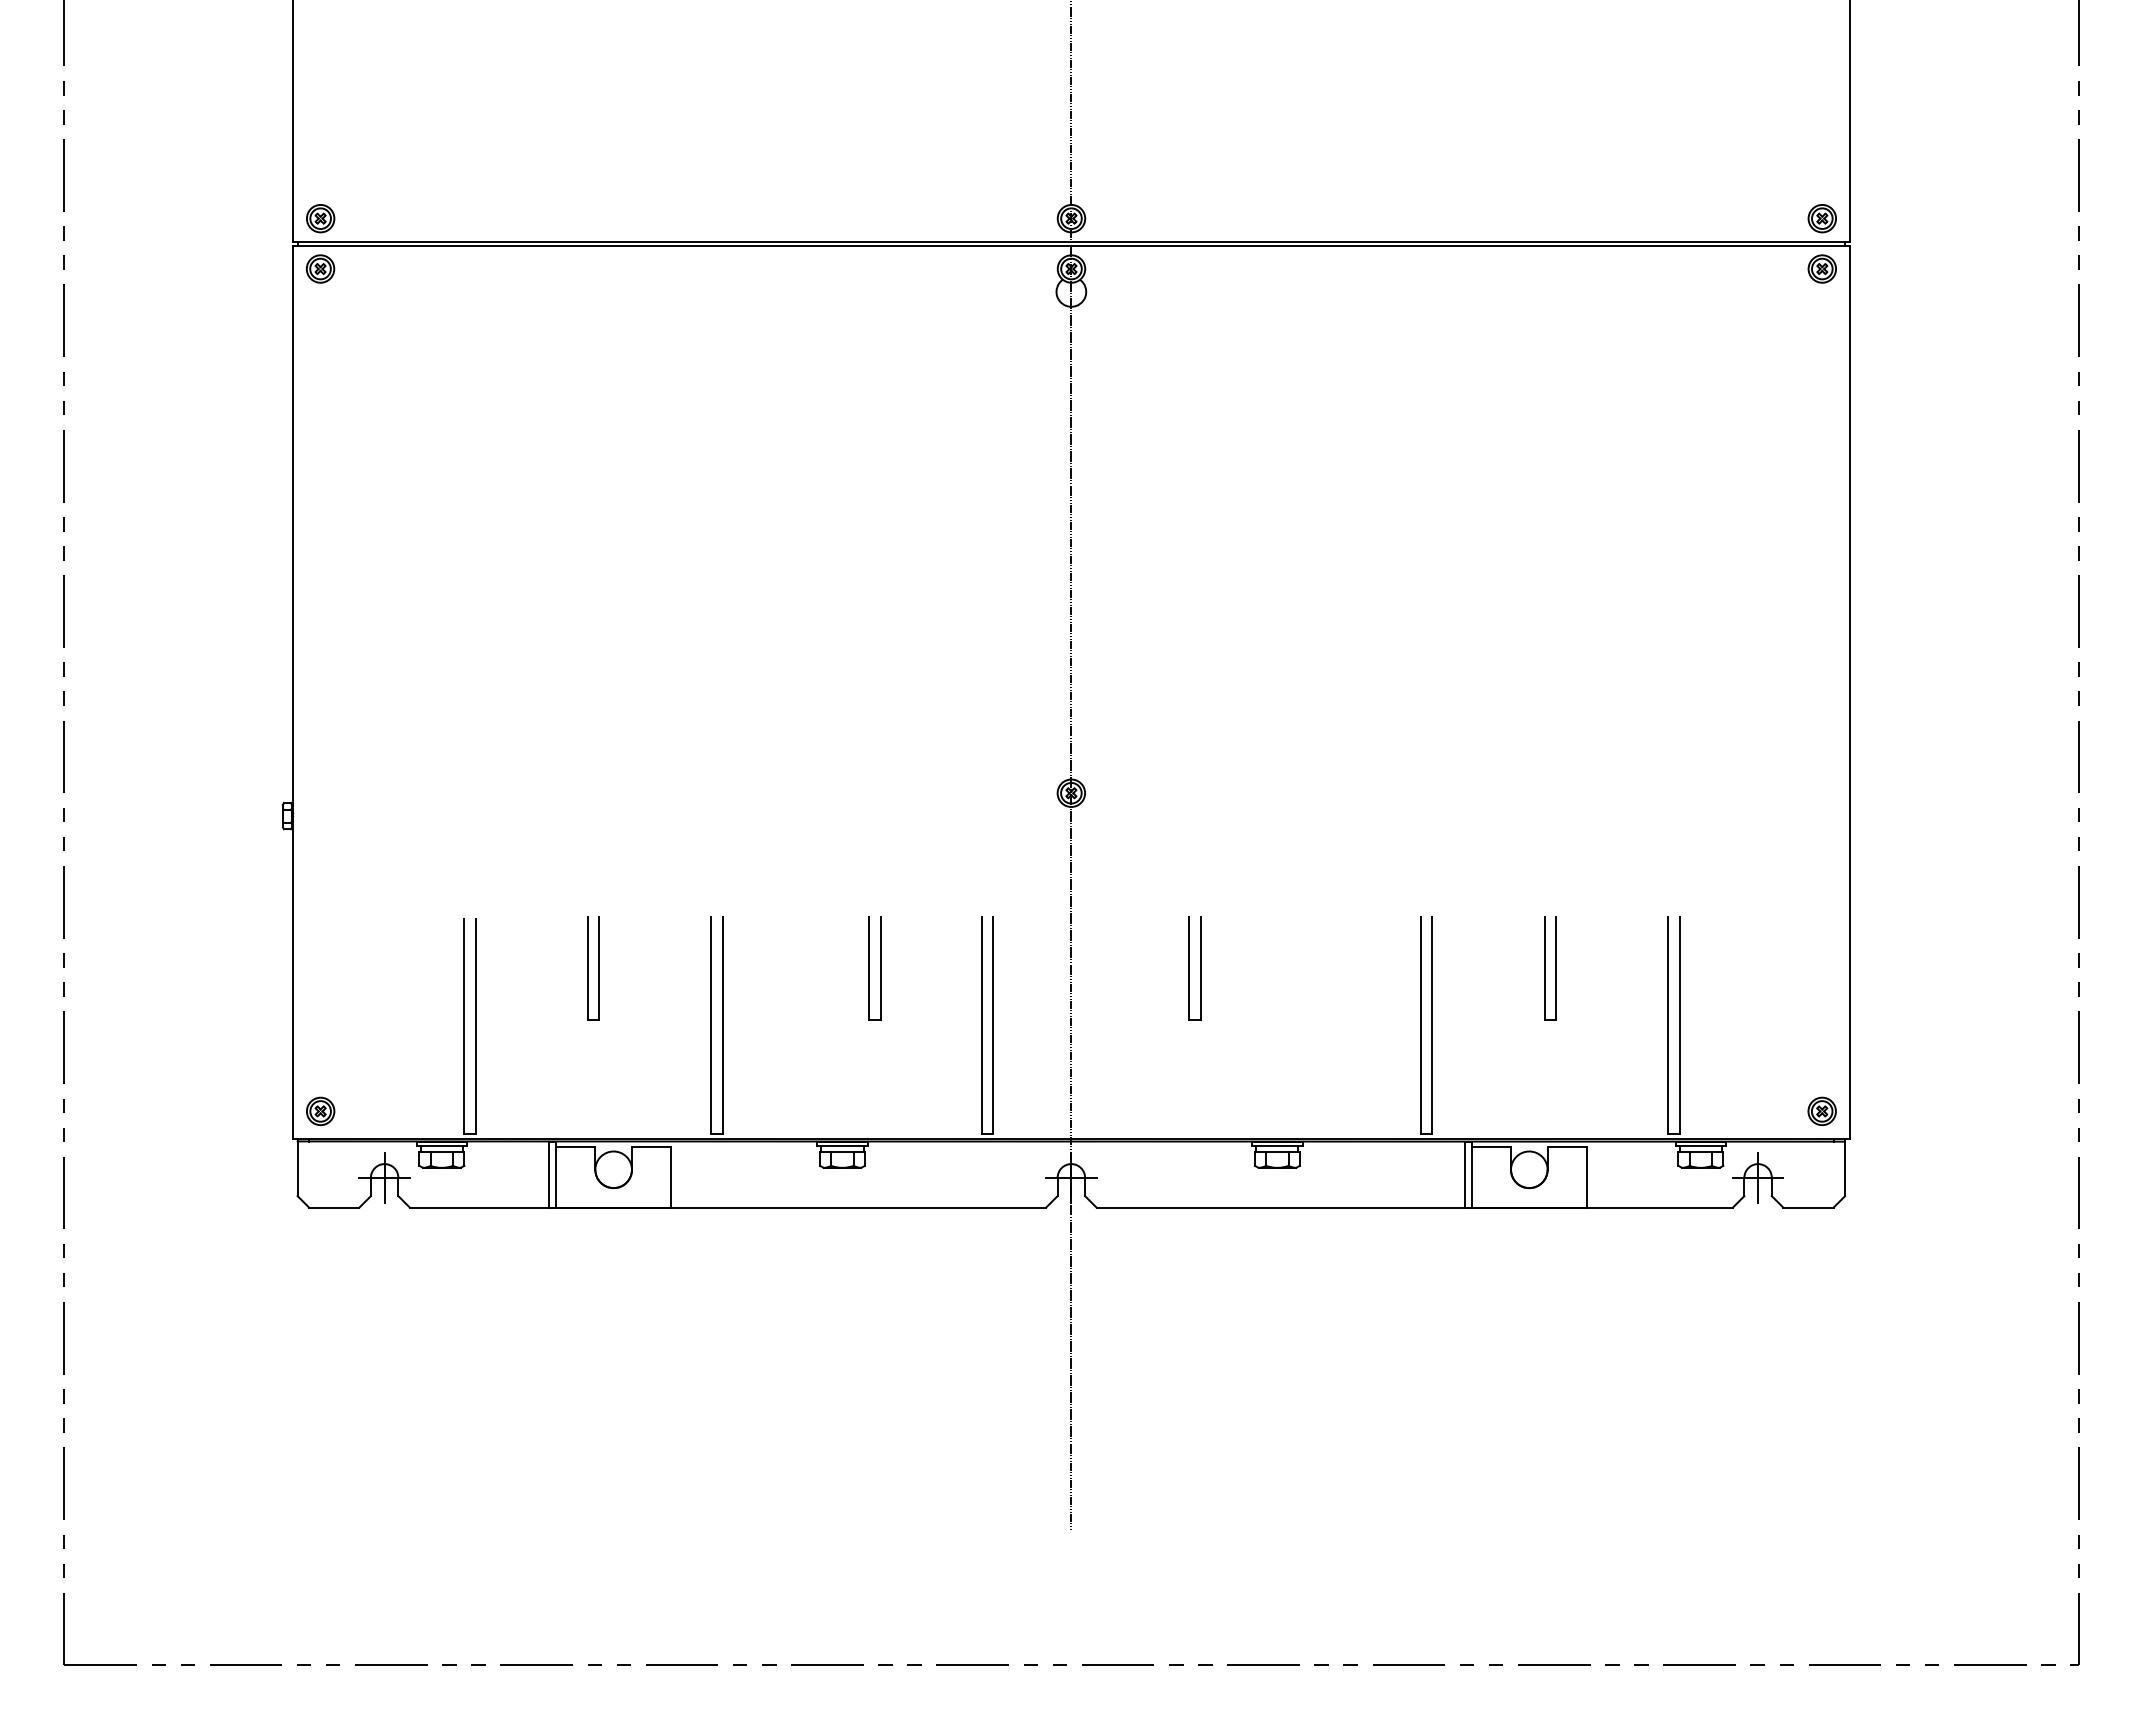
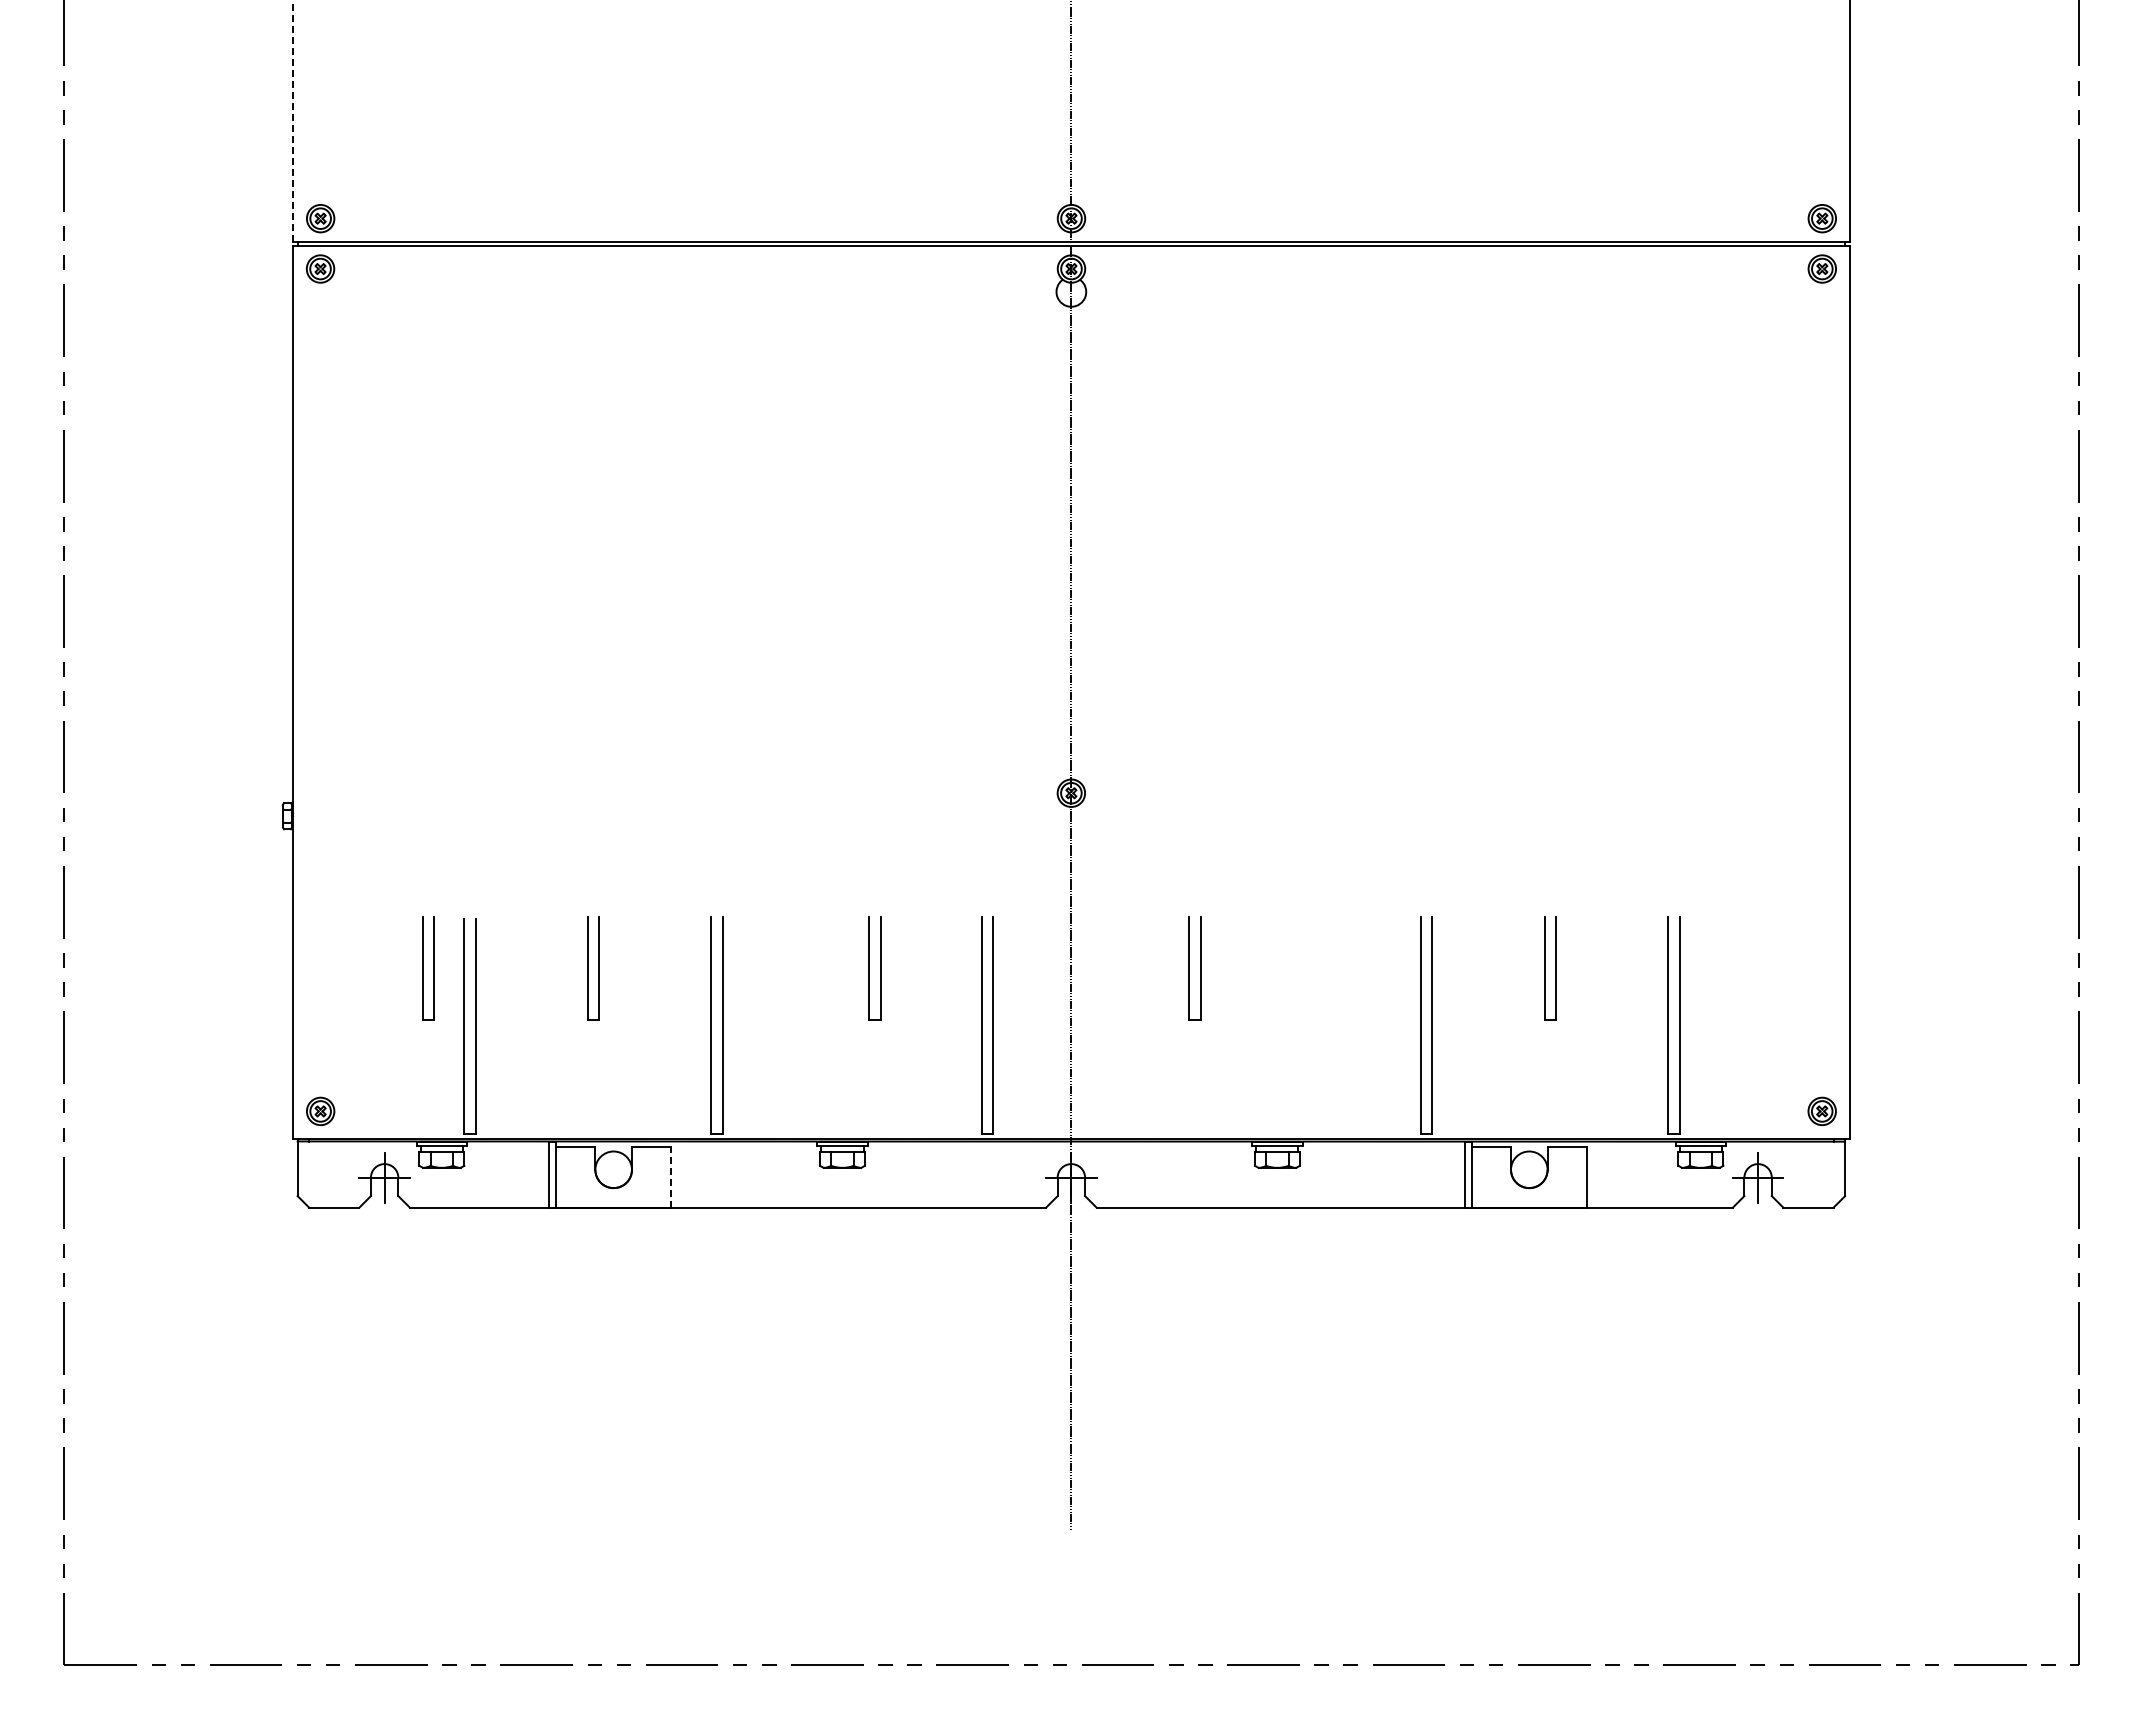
line: solid -> dashed (293, 120)
part: none -> present (428, 968)
line: solid -> dashed (670, 1176)
